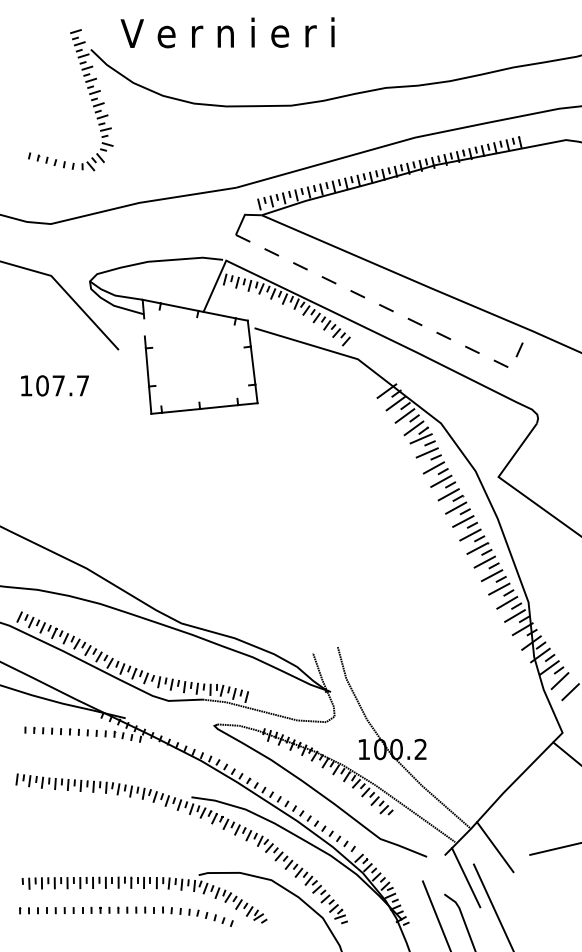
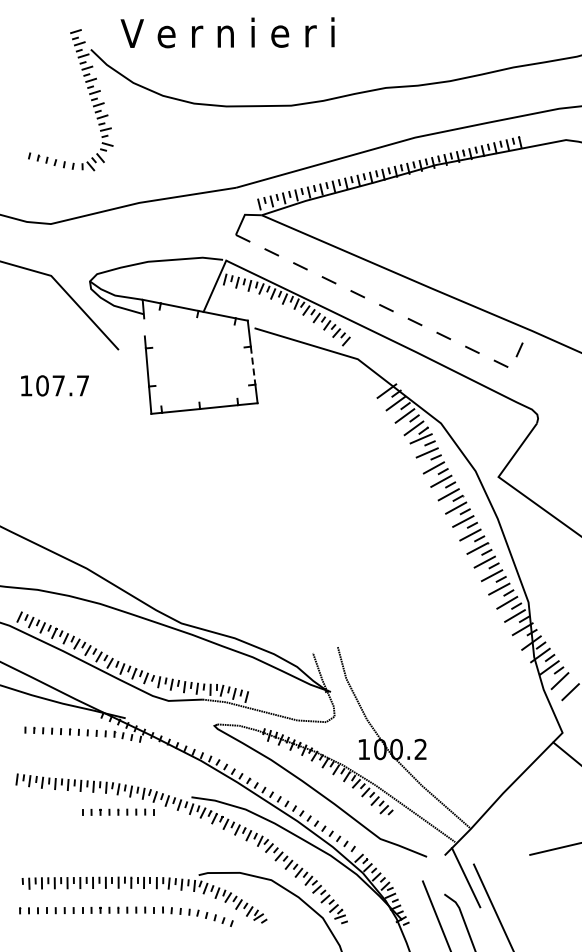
line: solid -> dashed (253, 366)
part: none -> present (118, 811)
line: present -> none (495, 847)
